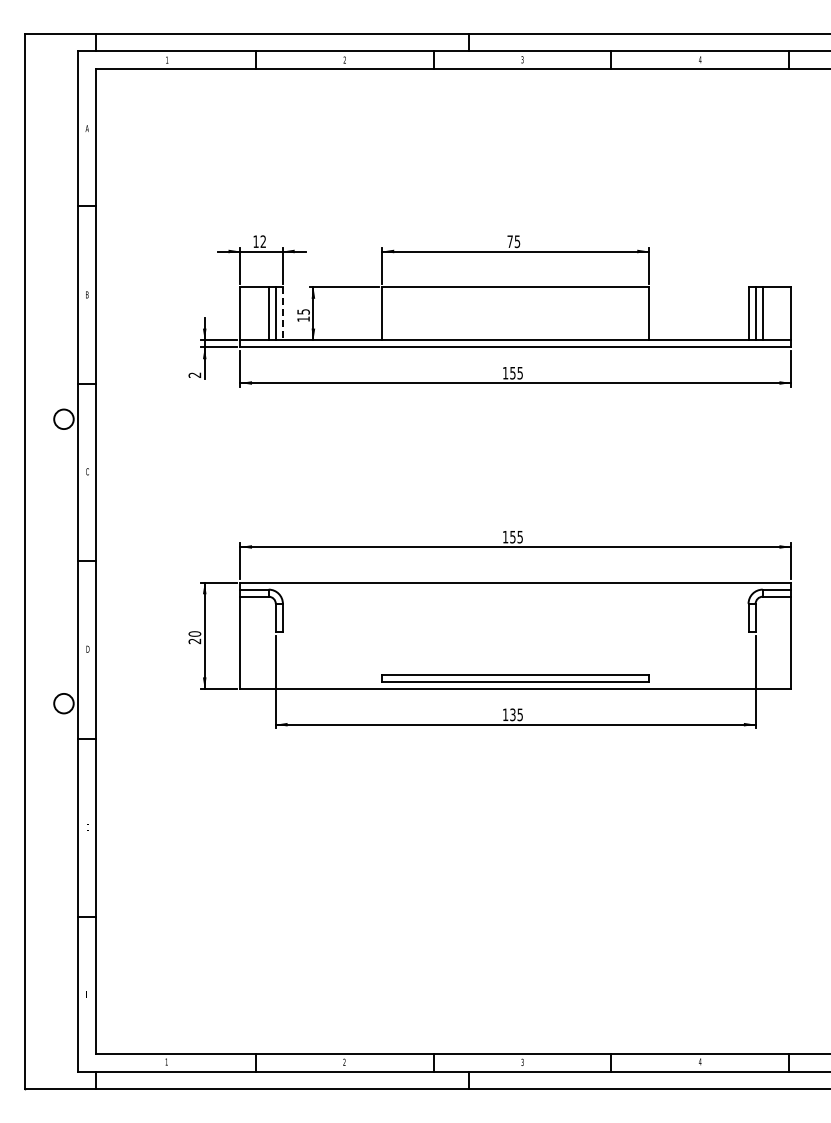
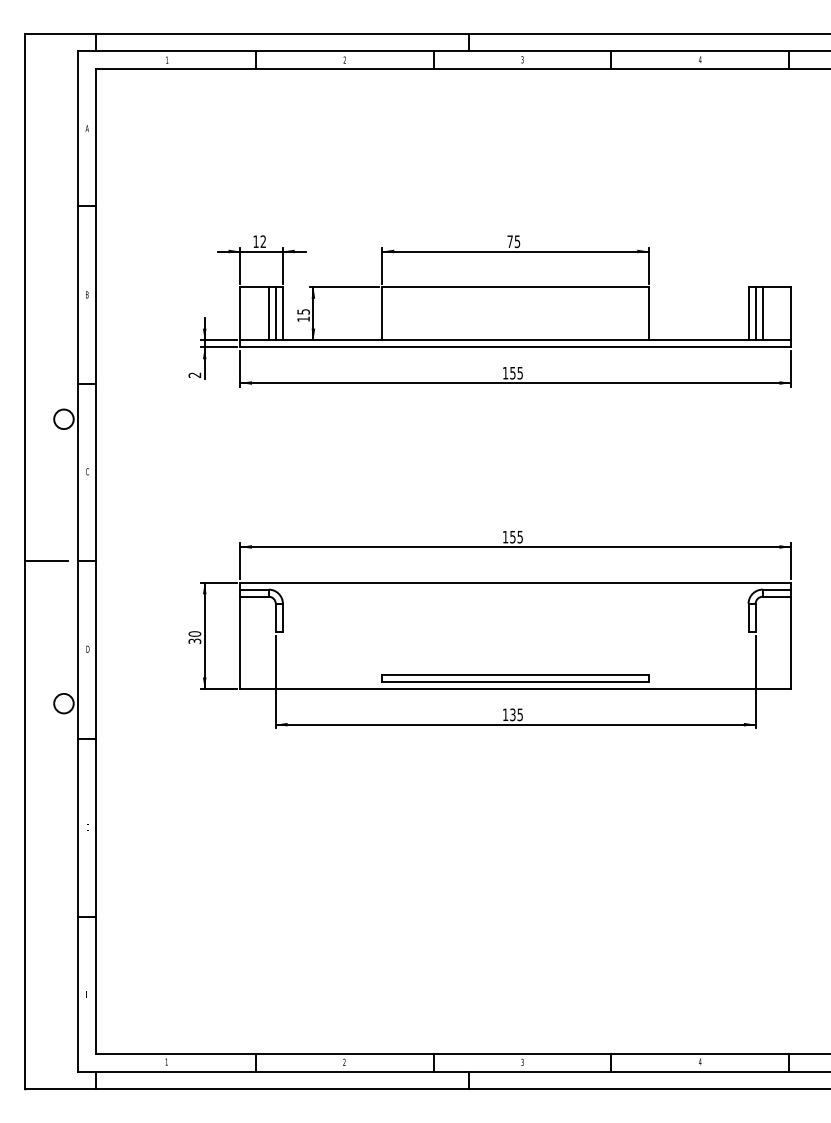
line: dashed -> solid (282, 313)
line: none -> present (45, 561)
text: 20 -> 30 (195, 641)
